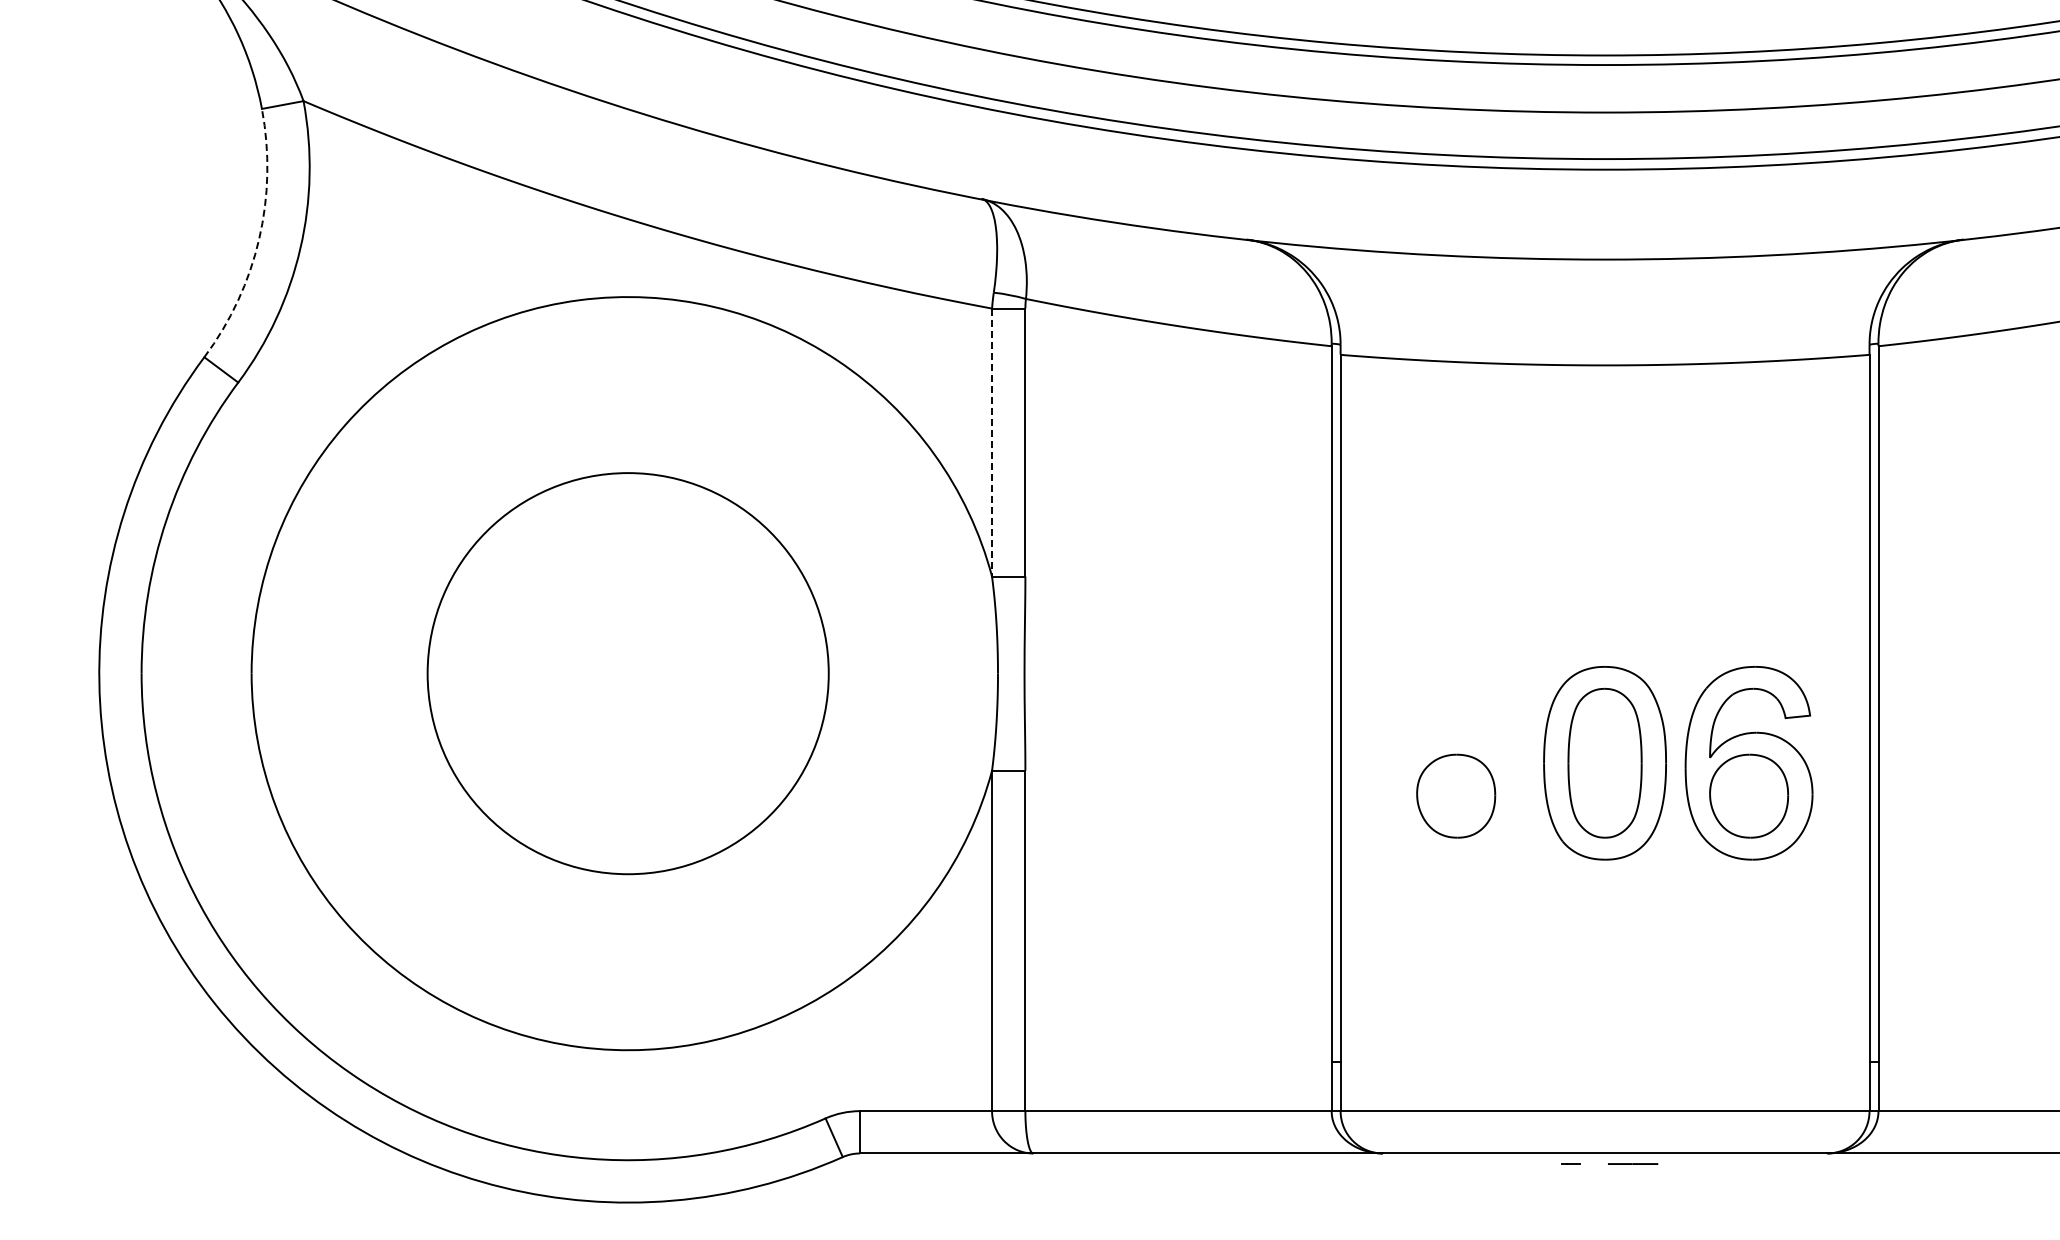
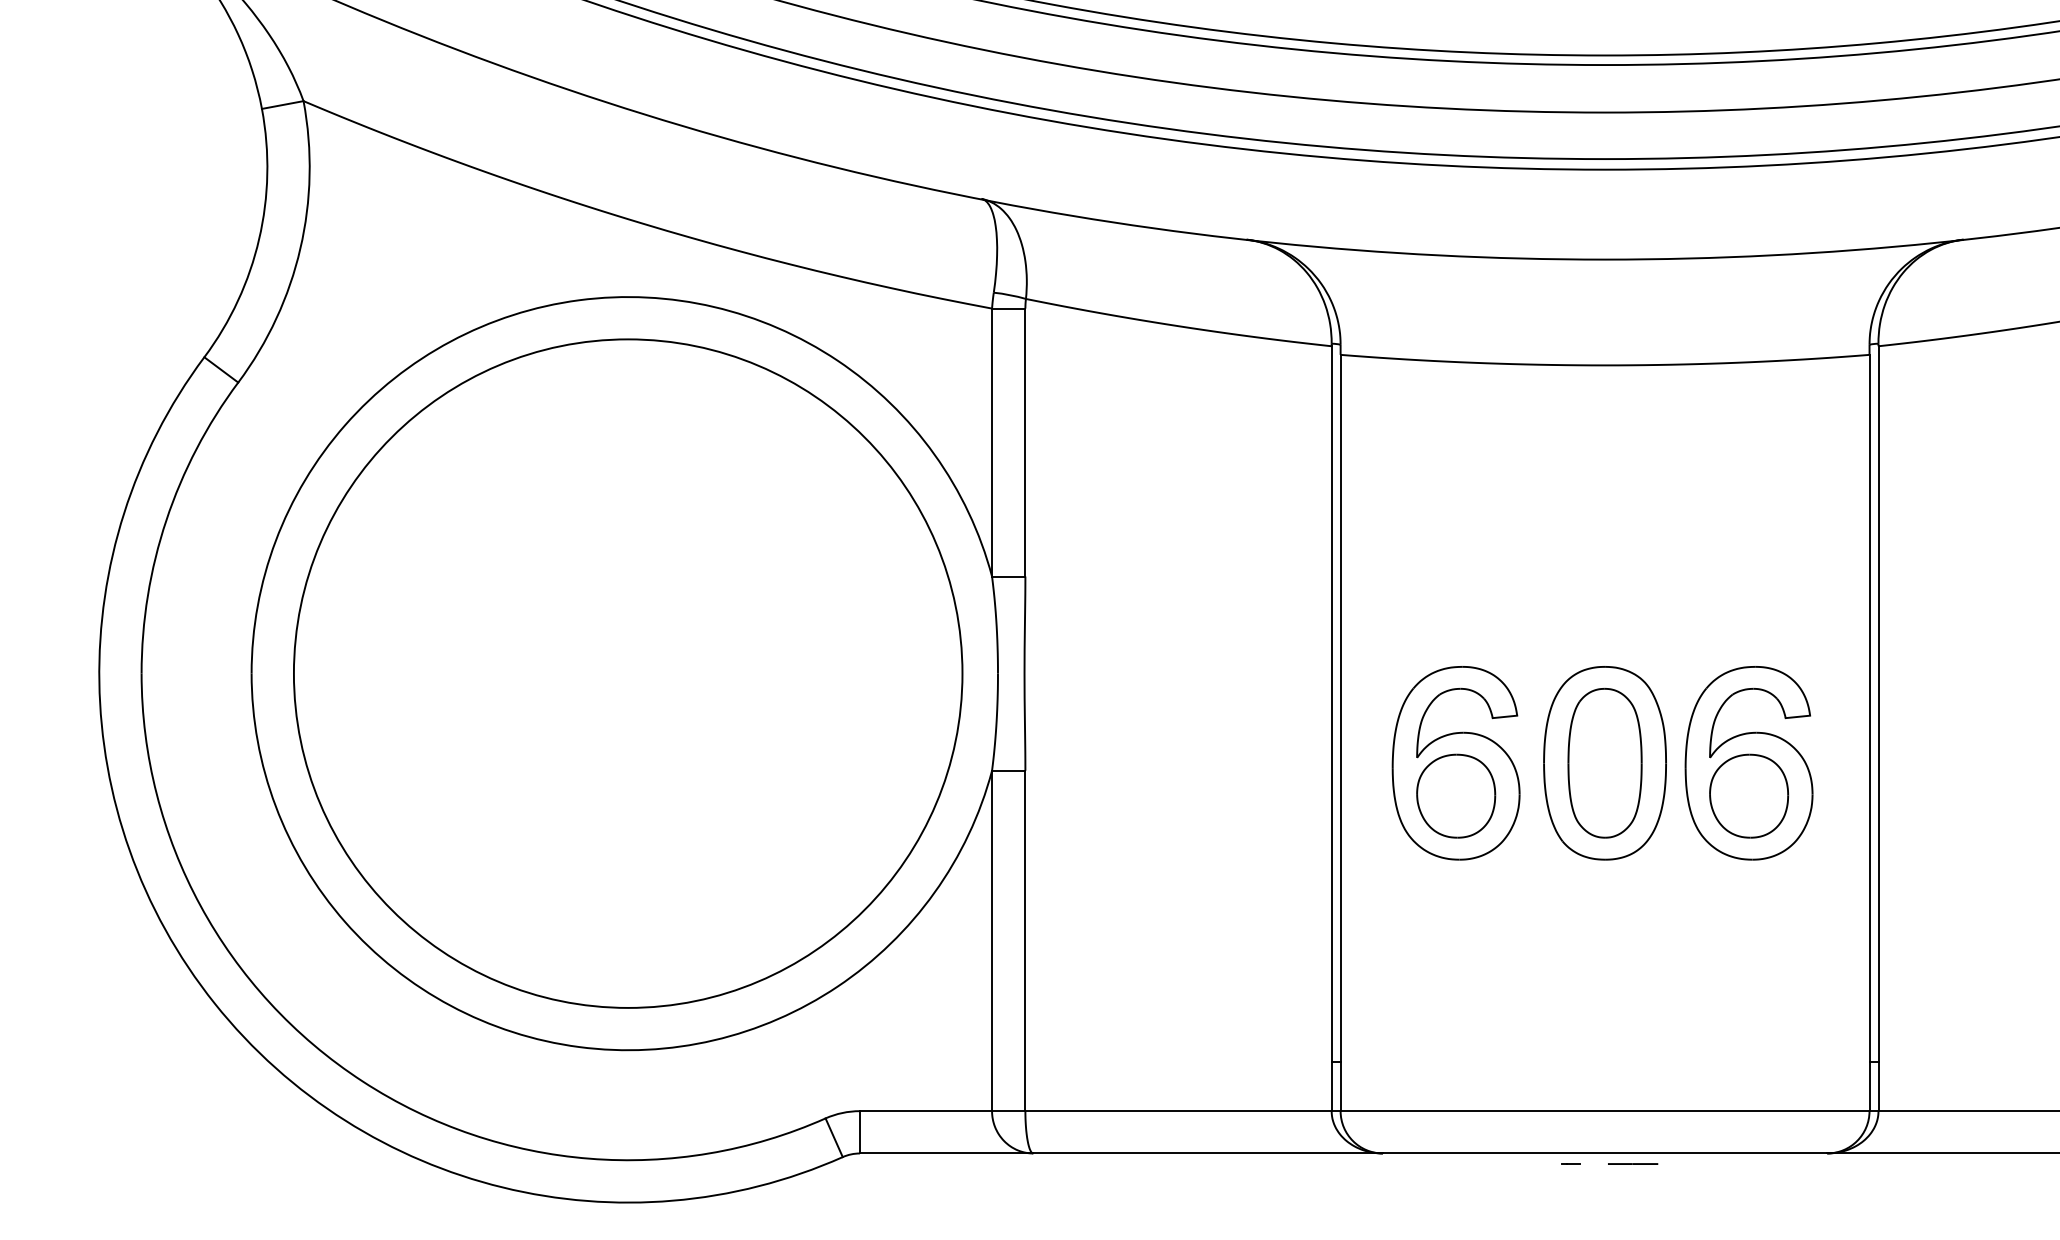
arc: dashed -> solid (259, 239)
line: dashed -> solid (992, 442)
circle diameter: 401 px -> 669 px (627, 673)
part: none -> present (1455, 763)
